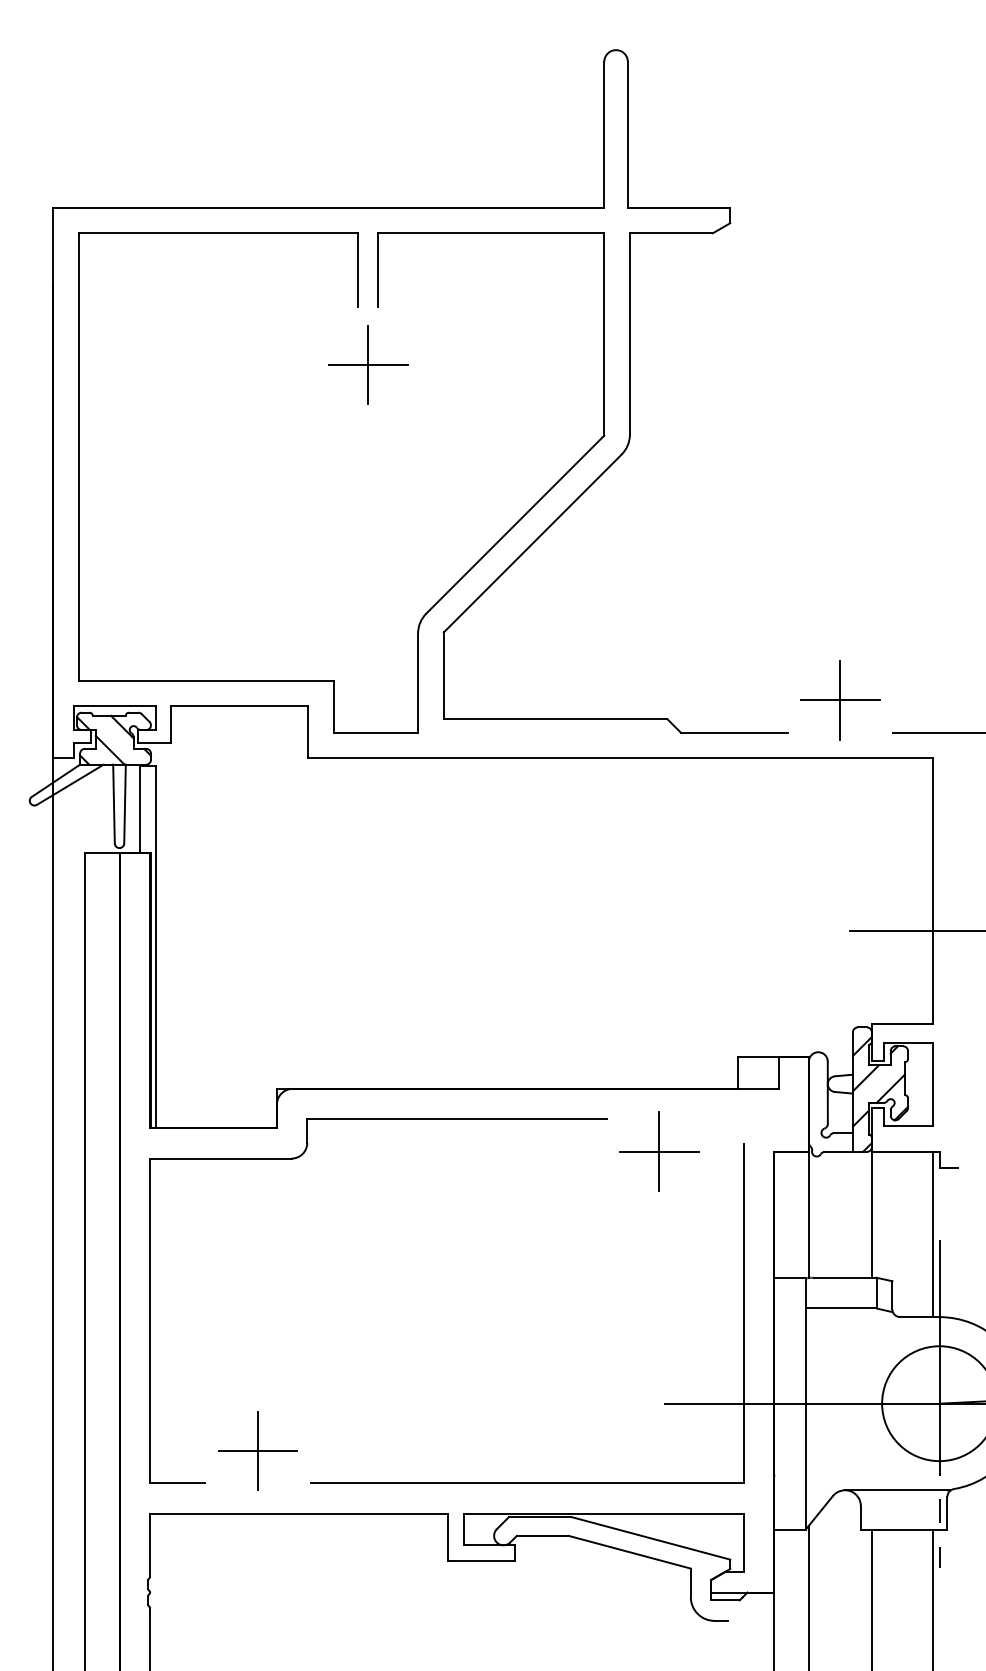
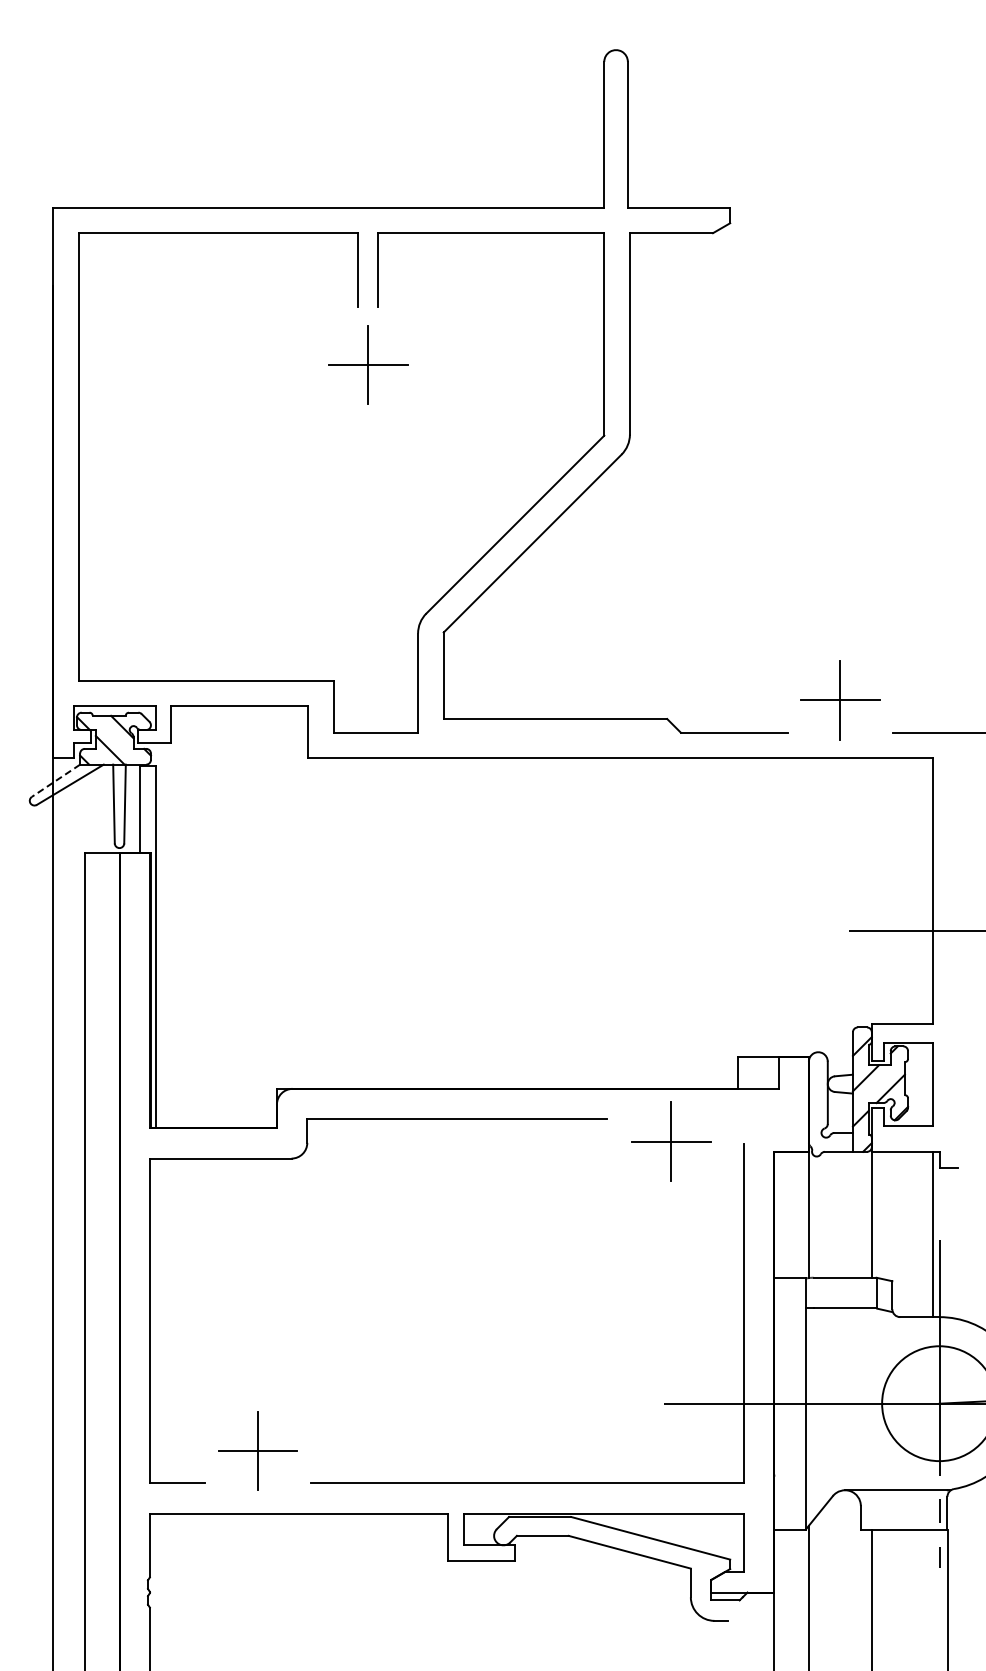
line: solid -> dashed (55, 781)
part position: (659, 1151) -> (671, 1141) (671, 1141)
line position: (933, 1598) -> (948, 1598) (948, 1598)
